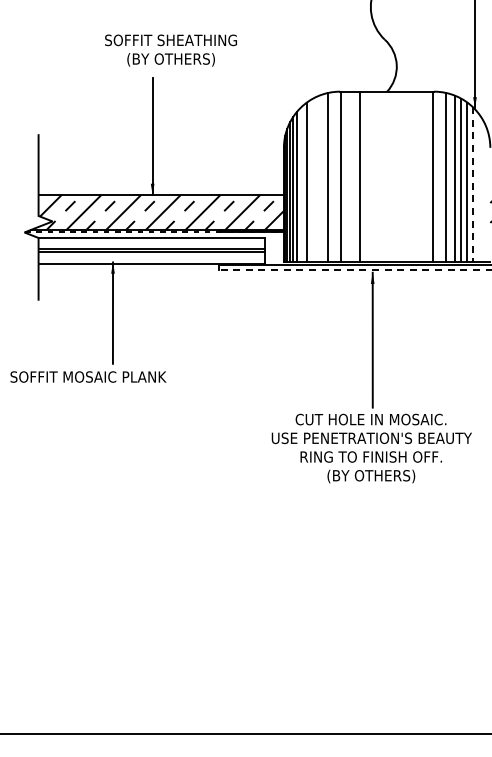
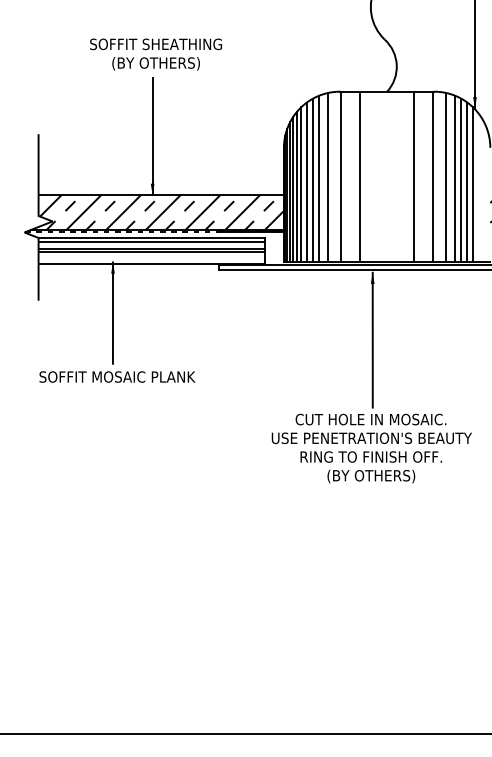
text position: (170, 50) -> (155, 54) (155, 54)
line: none -> present (414, 176)
line: none -> present (319, 178)
line: none -> present (313, 179)
line: none -> present (301, 184)
line: dashed -> solid (472, 185)
line: none -> present (151, 241)
line: dashed -> solid (354, 270)
text position: (88, 376) -> (117, 376) (117, 376)
